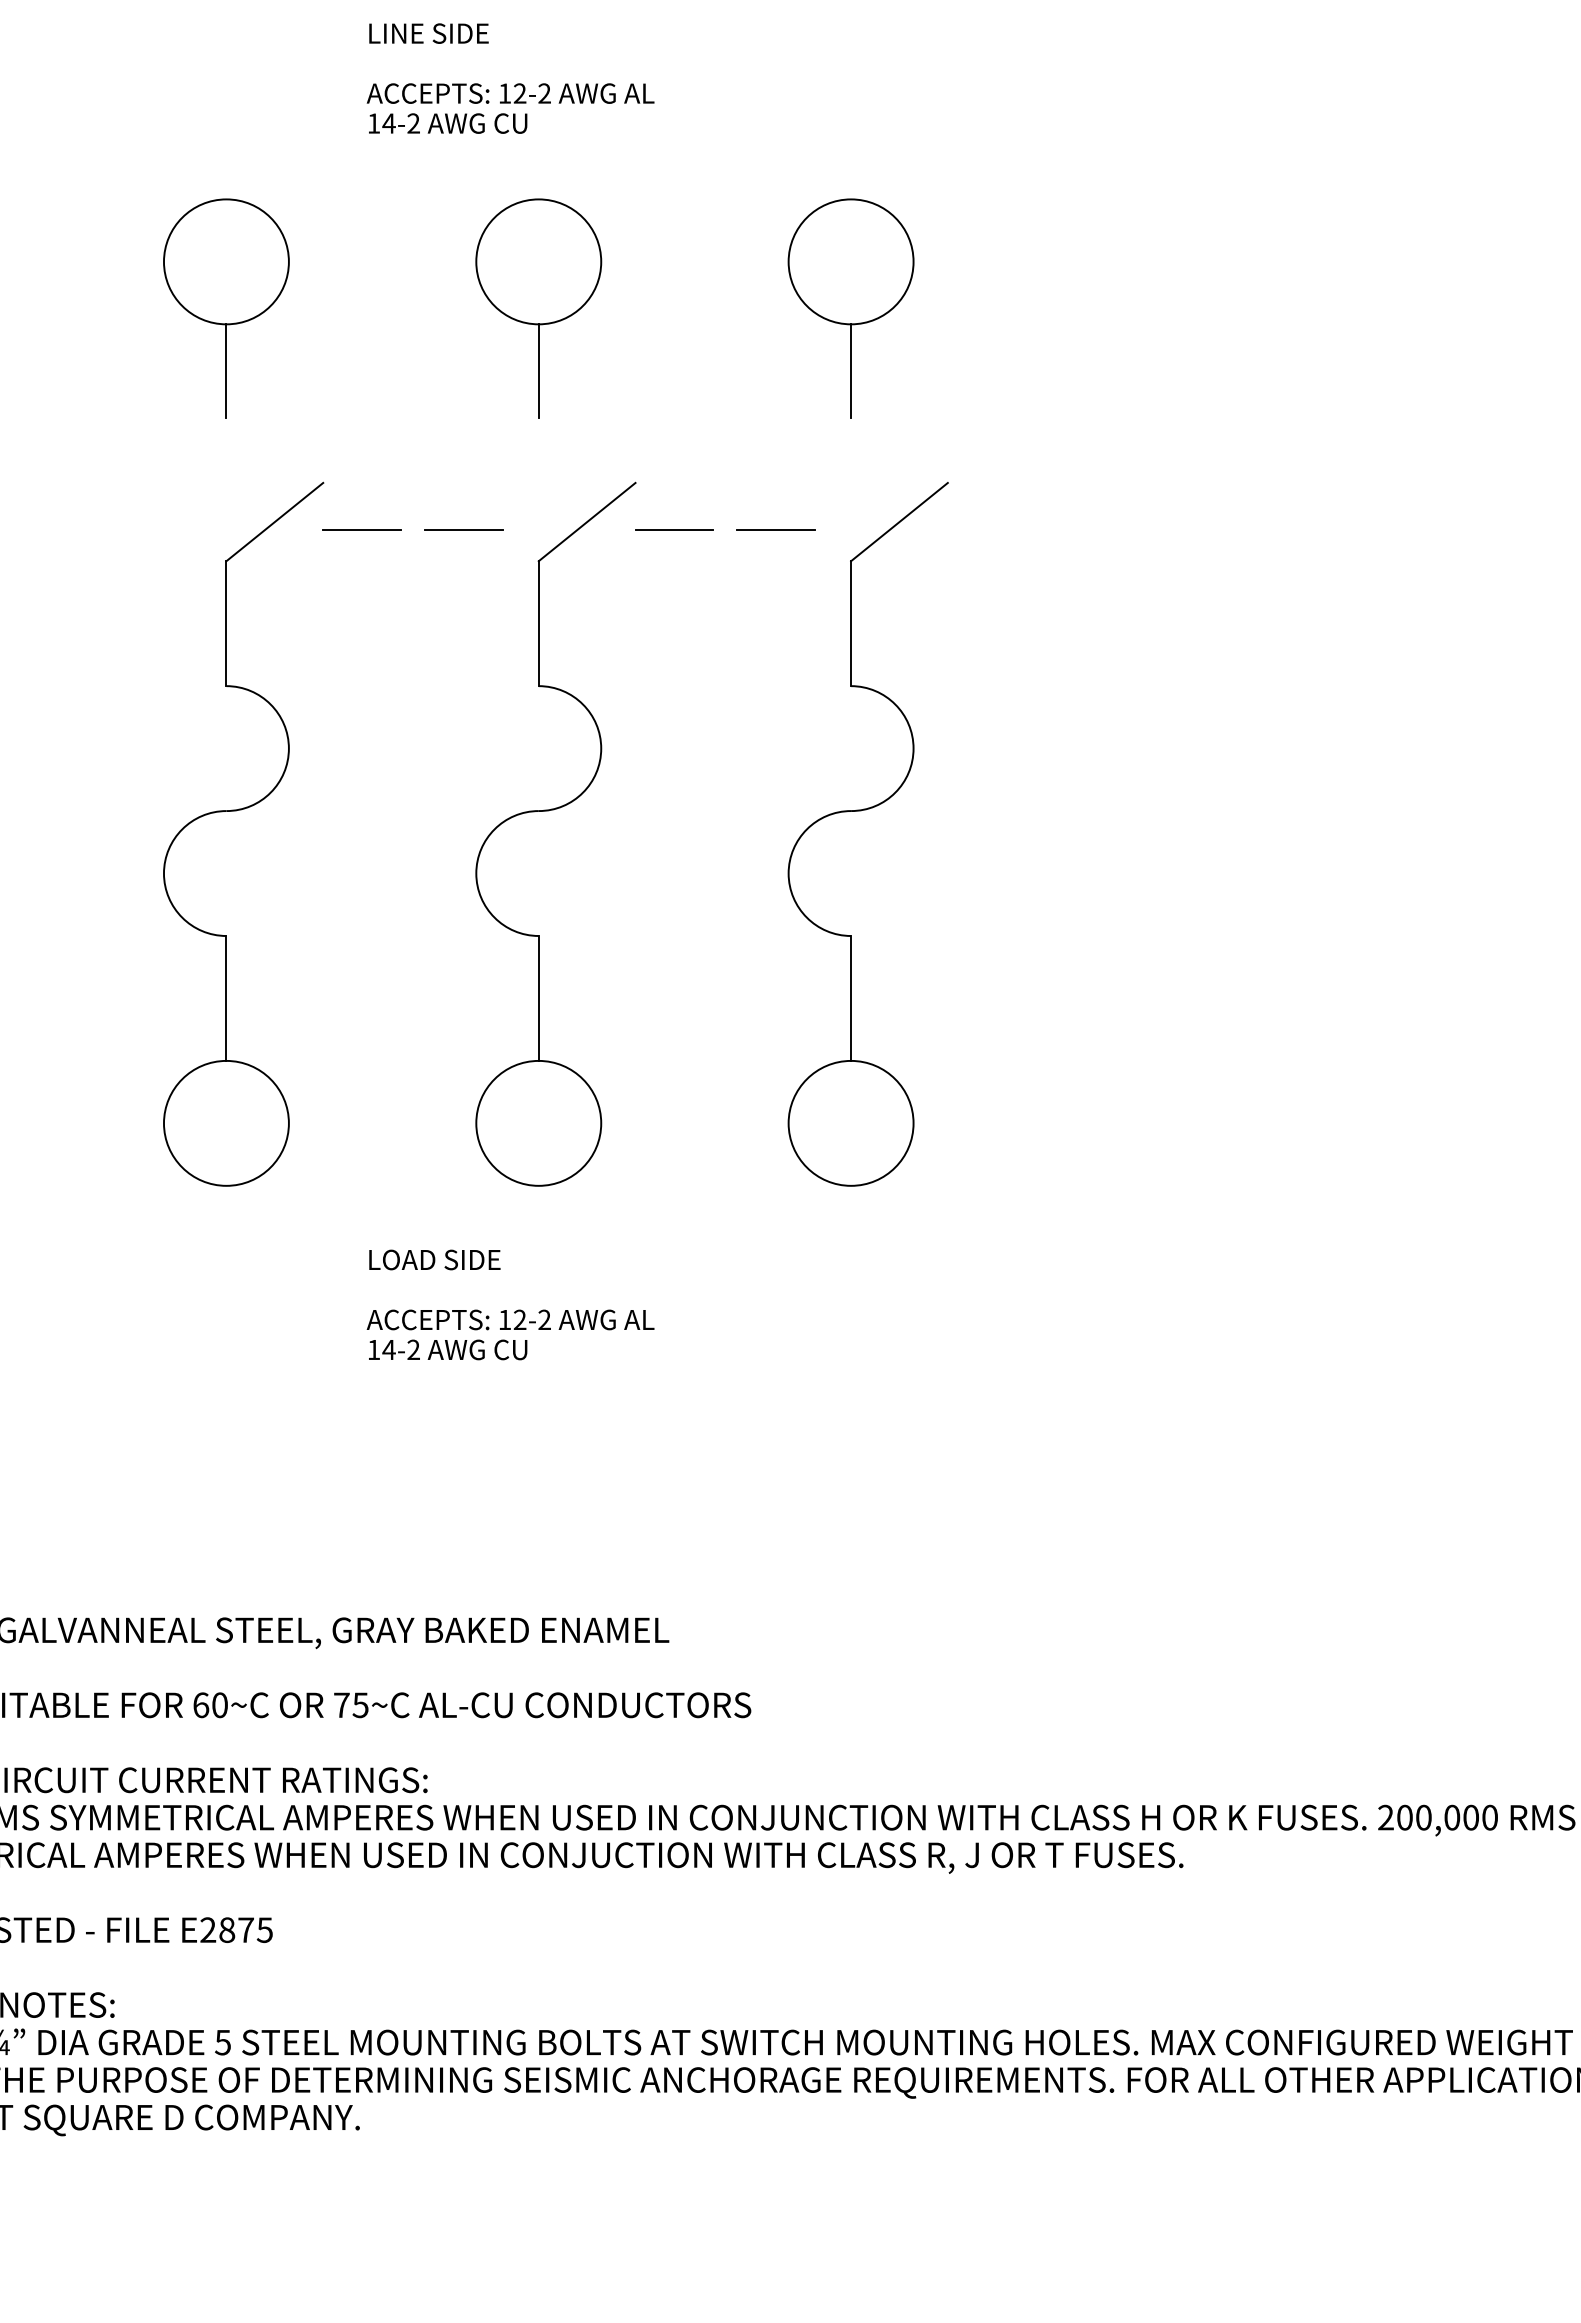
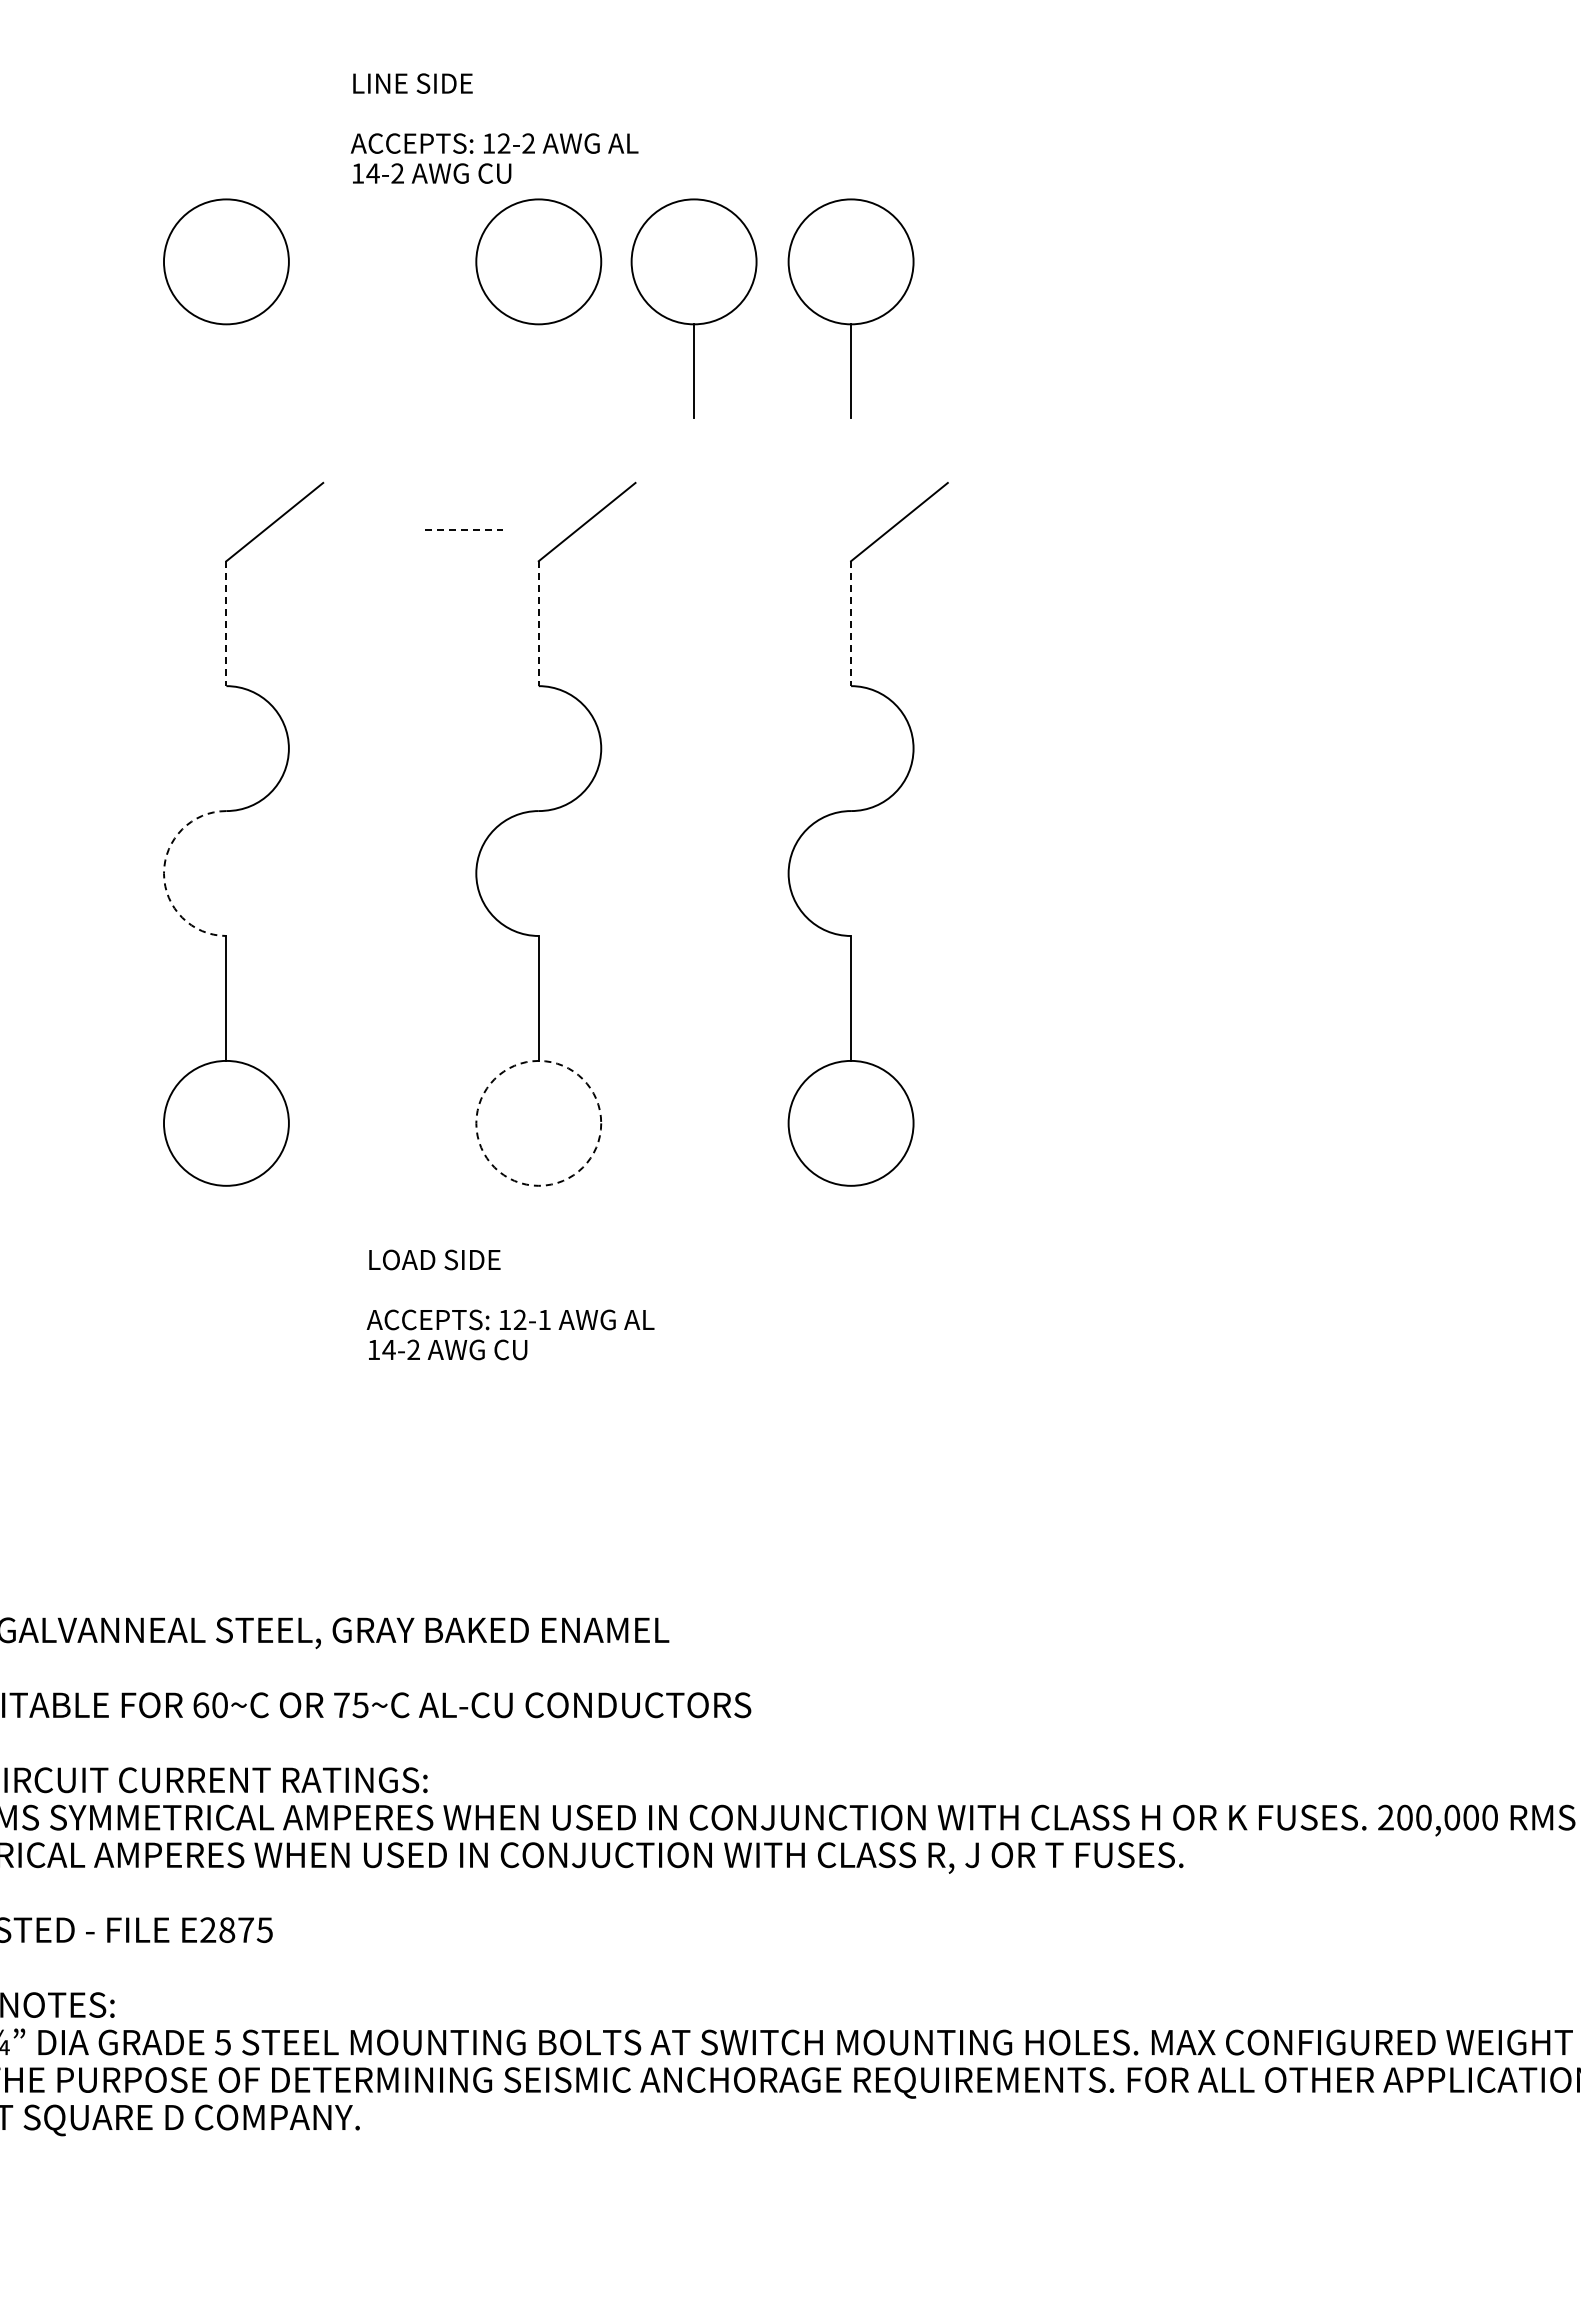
text position: (510, 78) -> (494, 128) (494, 128)
part: none -> present (693, 308)
line: present -> none (226, 371)
line: present -> none (538, 371)
line: present -> none (361, 529)
line: solid -> dashed (463, 529)
line: present -> none (674, 529)
line: present -> none (775, 529)
line: solid -> dashed (226, 624)
line: solid -> dashed (538, 624)
line: solid -> dashed (851, 624)
arc: solid -> dashed (163, 873)
circle: solid -> dashed (538, 1122)
text: 12-2 -> 12-1 (544, 1319)
